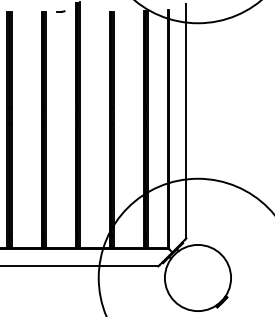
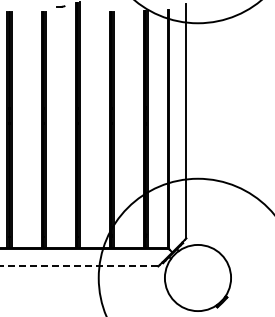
part position: (60, 11) -> (60, 6) (60, 6)
line: solid -> dashed (79, 266)
